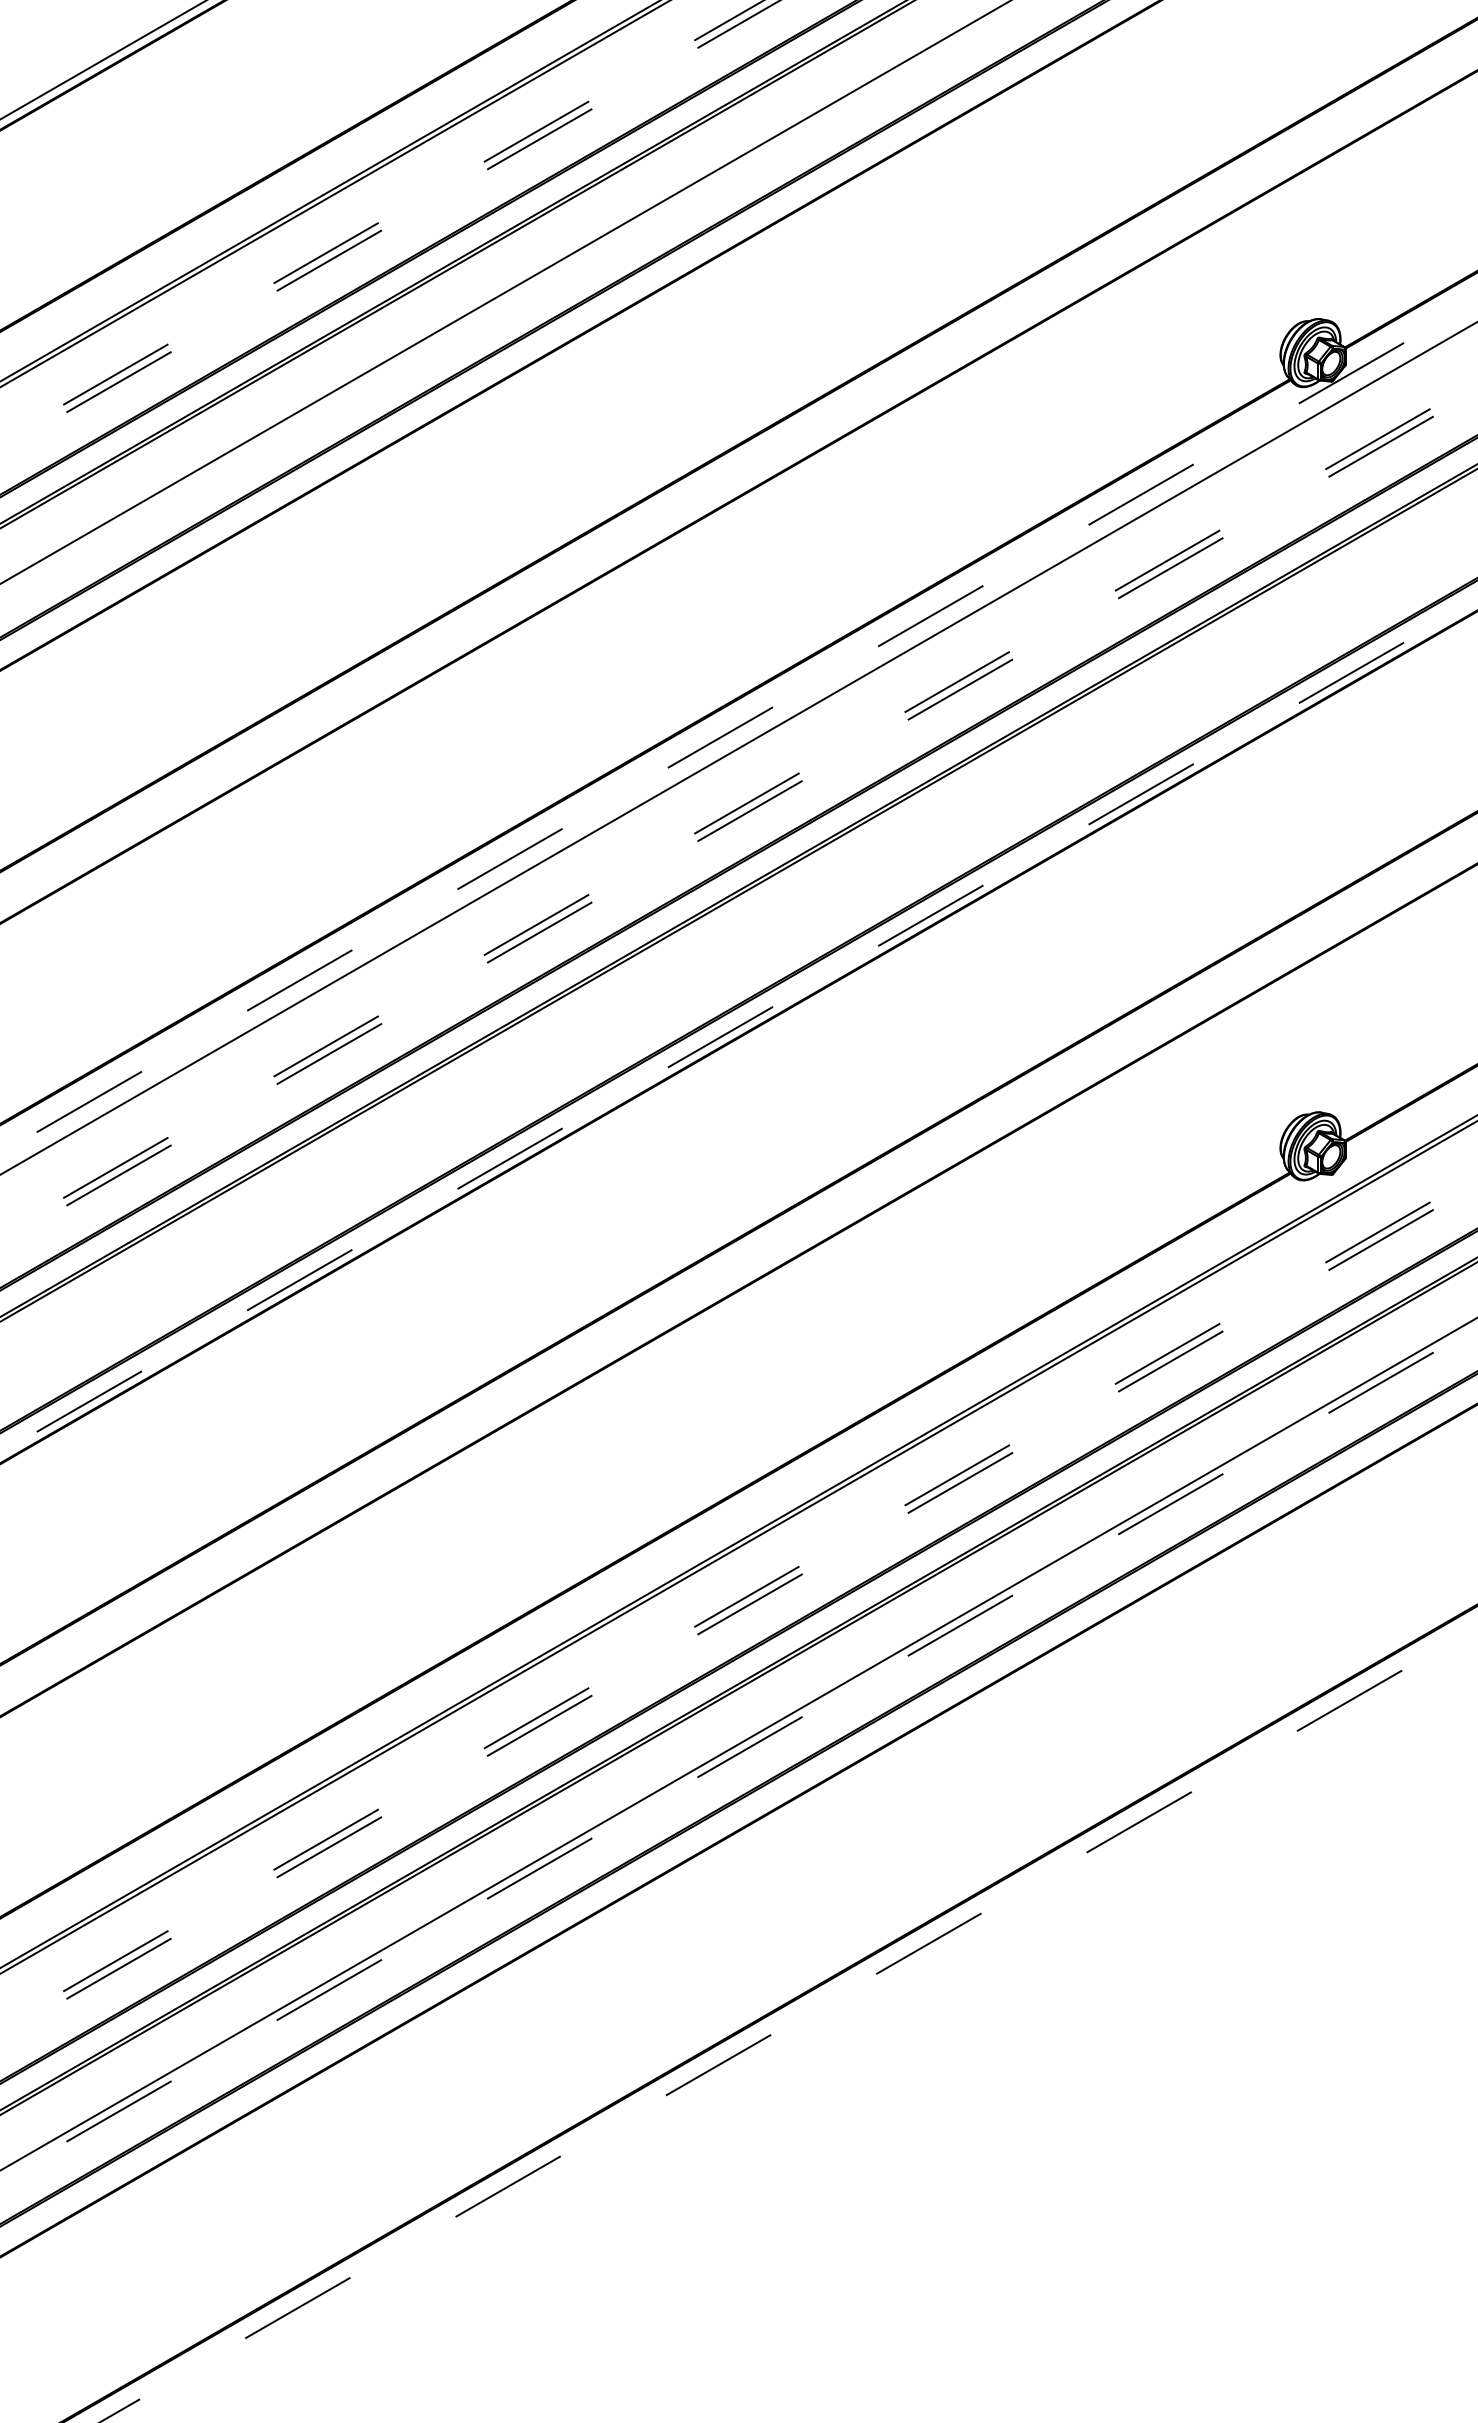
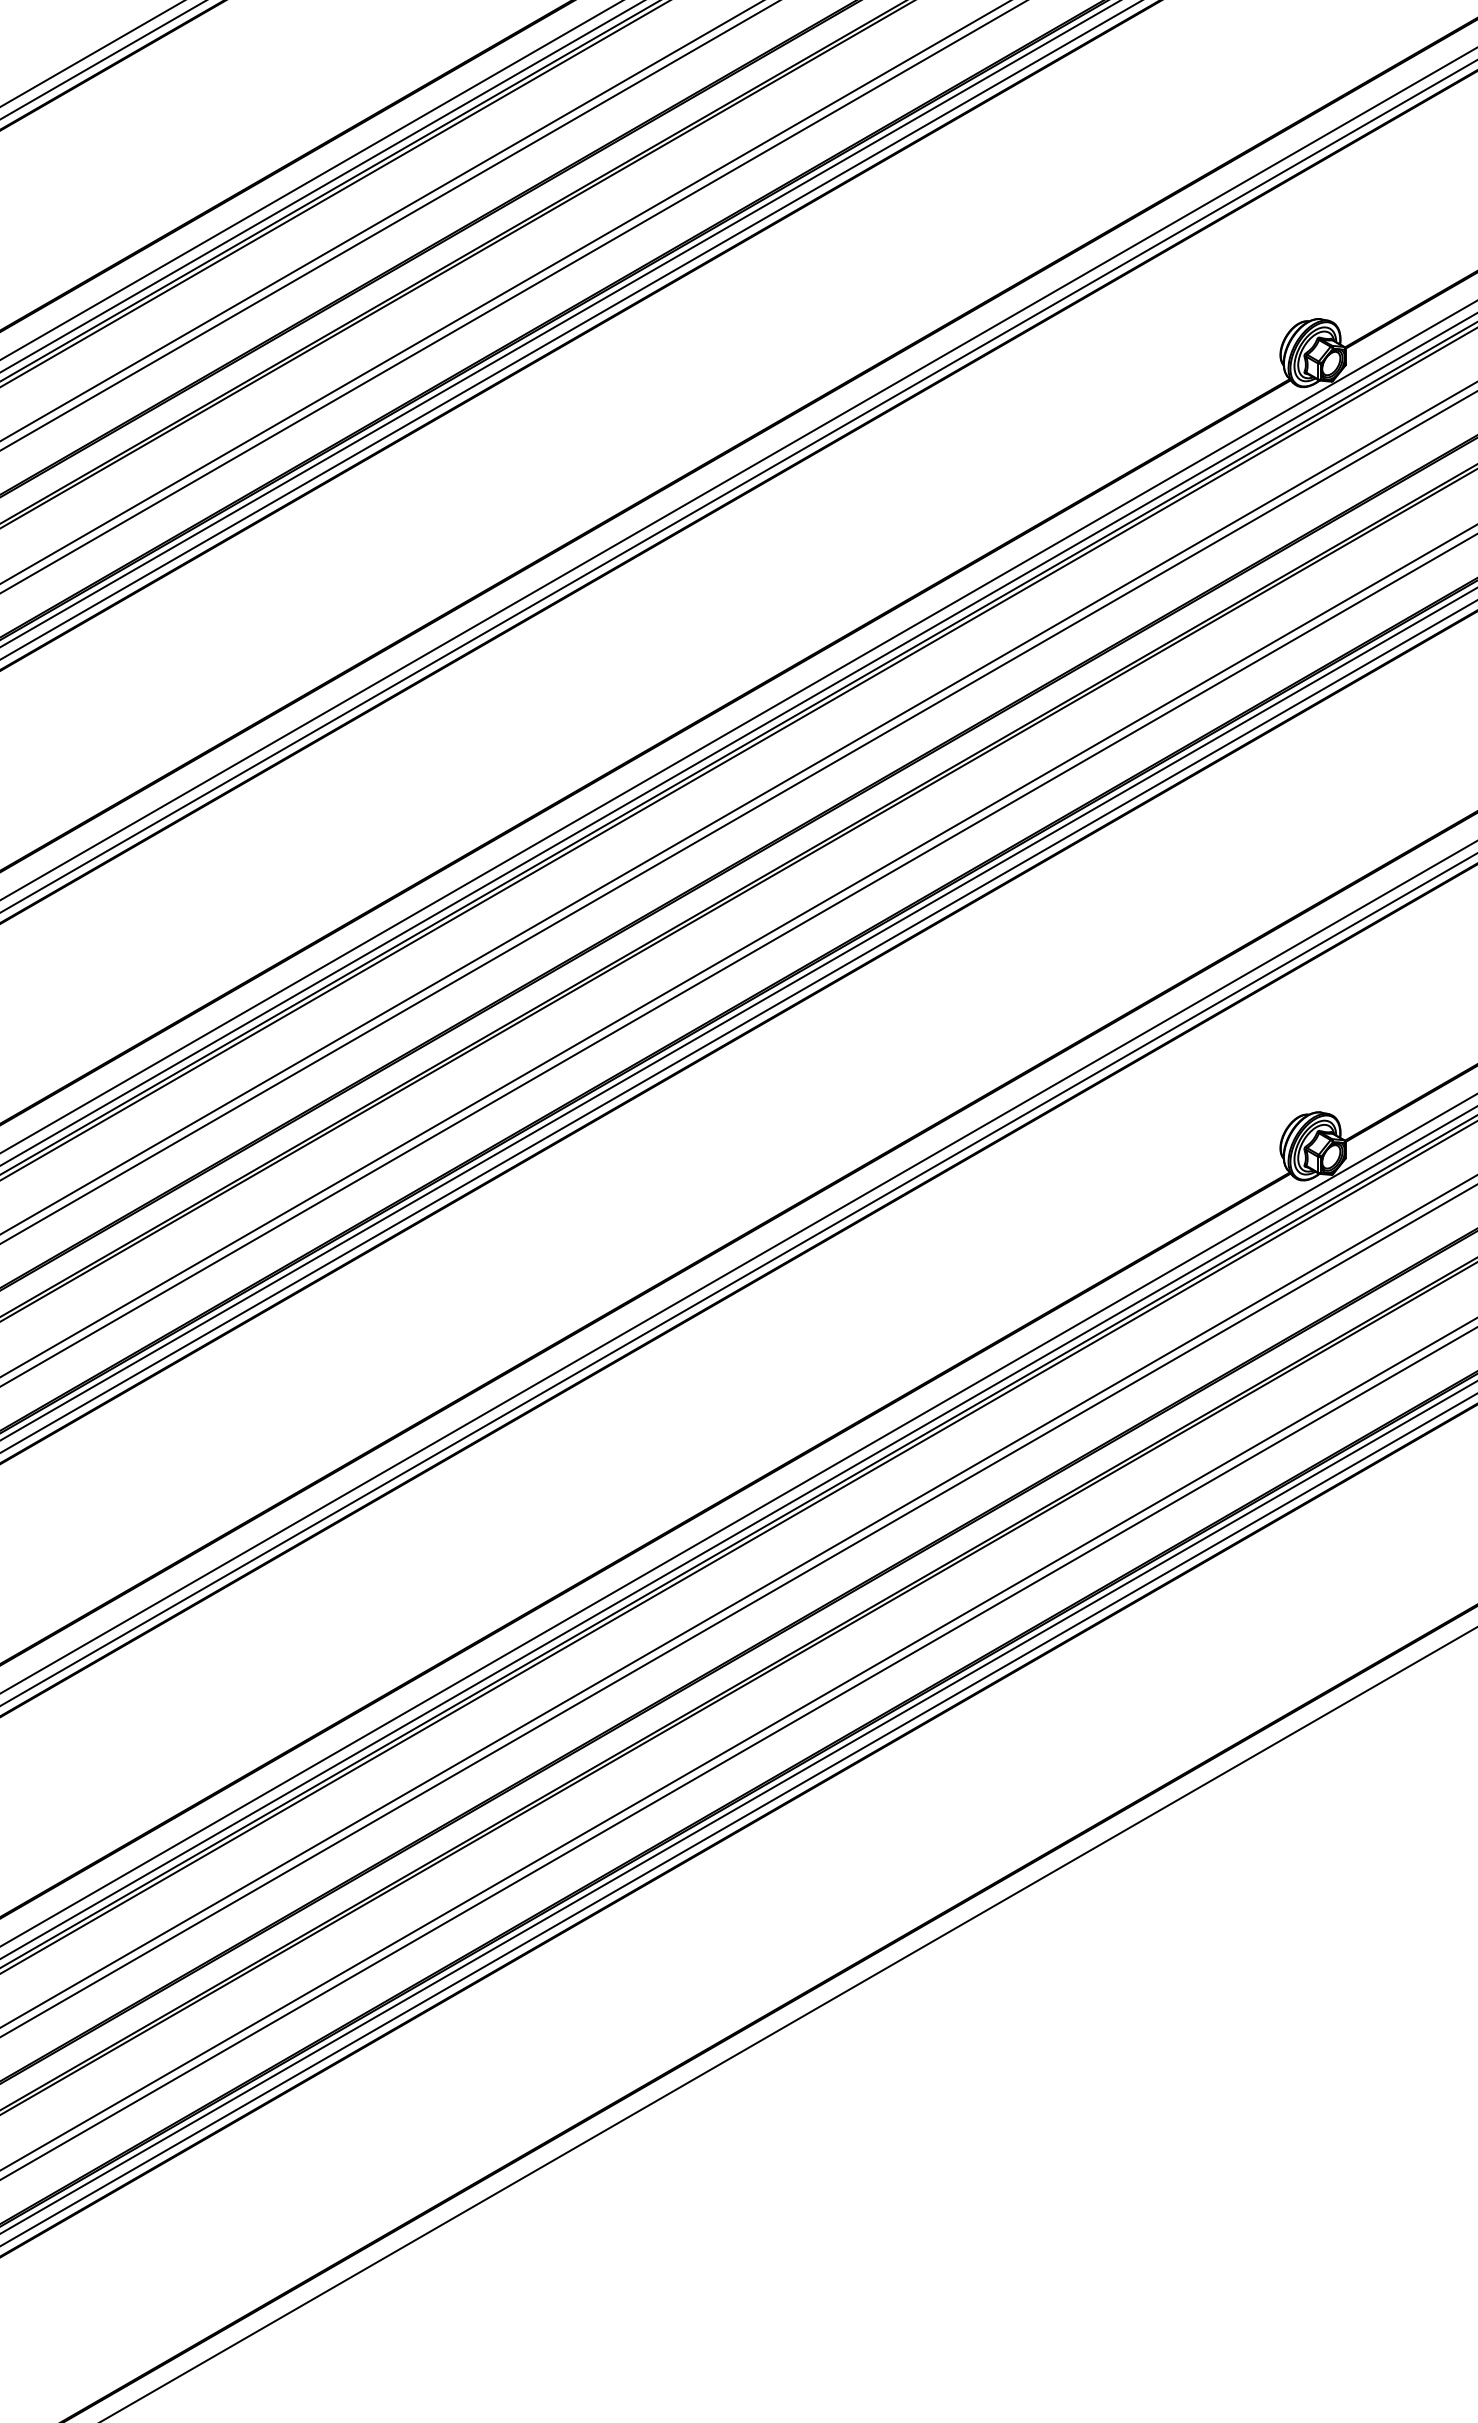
line: none -> present (91, 53)
line: none -> present (310, 180)
line: none -> present (321, 186)
line: dashed -> solid (382, 220)
line: dashed -> solid (390, 225)
line: none -> present (513, 297)
line: none -> present (559, 324)
line: none -> present (570, 330)
line: none -> present (738, 474)
line: none -> present (738, 486)
line: dashed -> solid (739, 726)
line: none -> present (738, 739)
line: none -> present (738, 754)
line: dashed -> solid (739, 808)
line: dashed -> solid (738, 817)
line: none -> present (738, 950)
line: none -> present (738, 960)
line: none -> present (738, 1014)
line: dashed -> solid (739, 1026)
line: none -> present (738, 1267)
line: none -> present (738, 1279)
line: none -> present (738, 1520)
line: none -> present (738, 1532)
line: dashed -> solid (739, 1601)
line: dashed -> solid (738, 1610)
line: dashed -> solid (738, 1753)
line: none -> present (738, 1807)
line: none -> present (738, 1820)
line: dashed -> solid (788, 2024)
